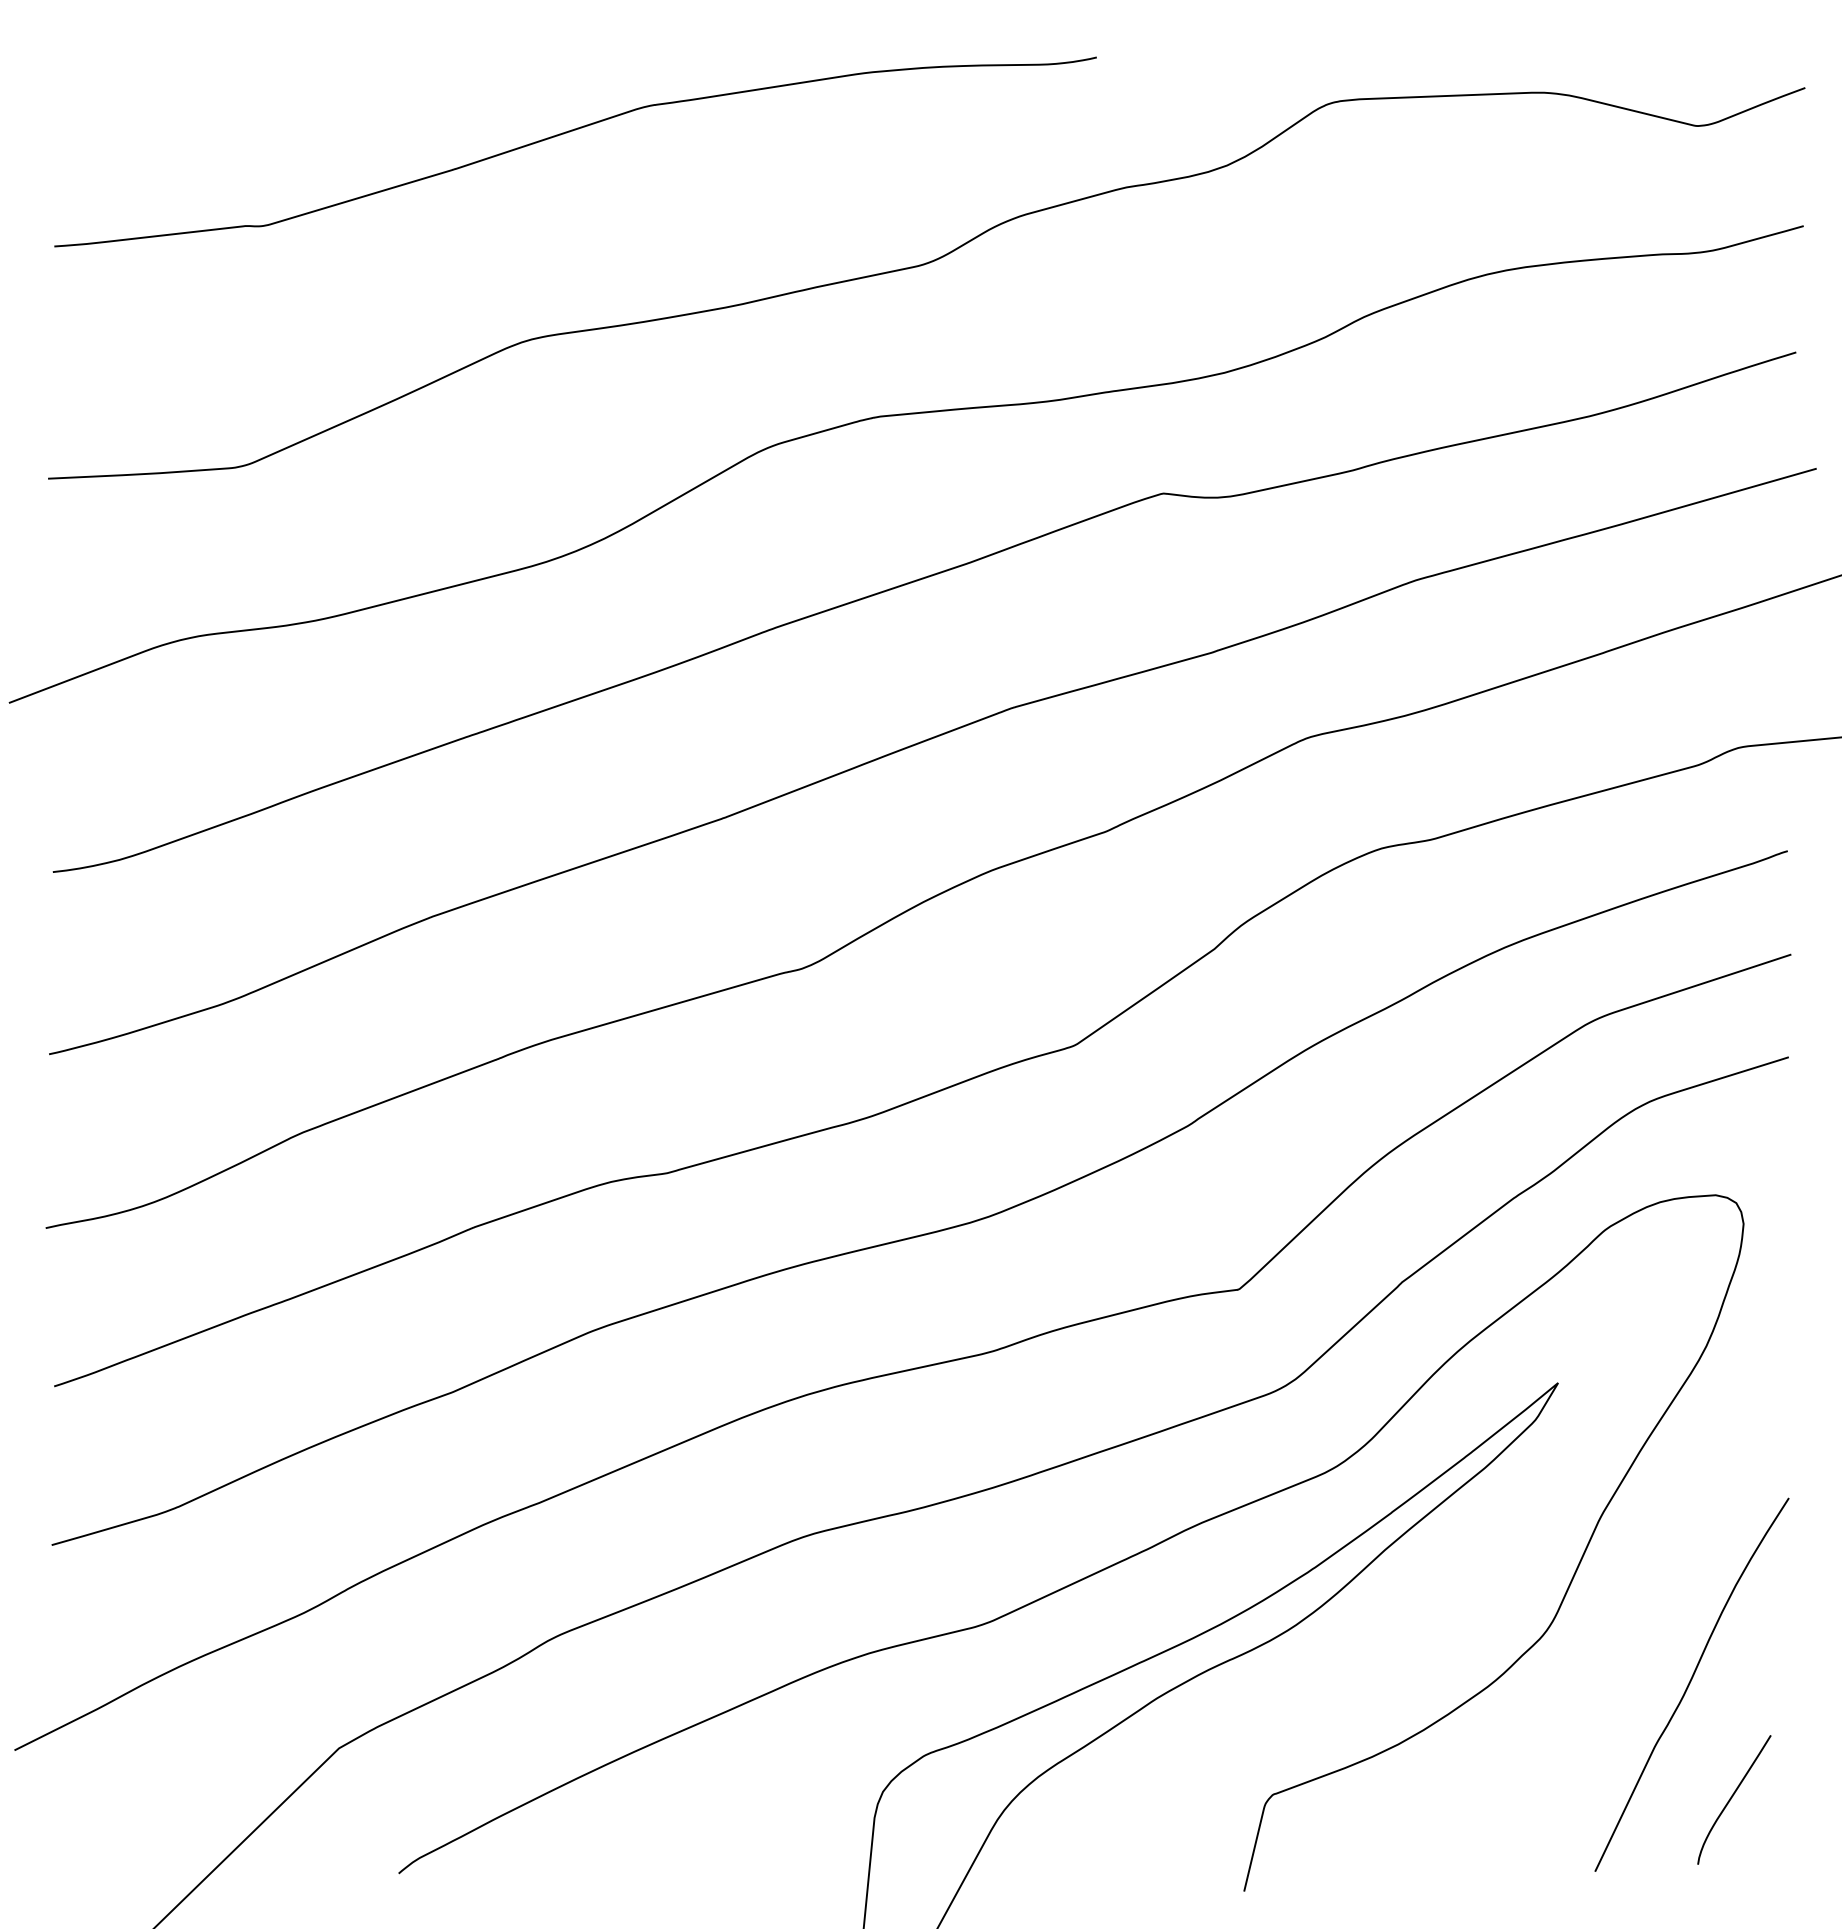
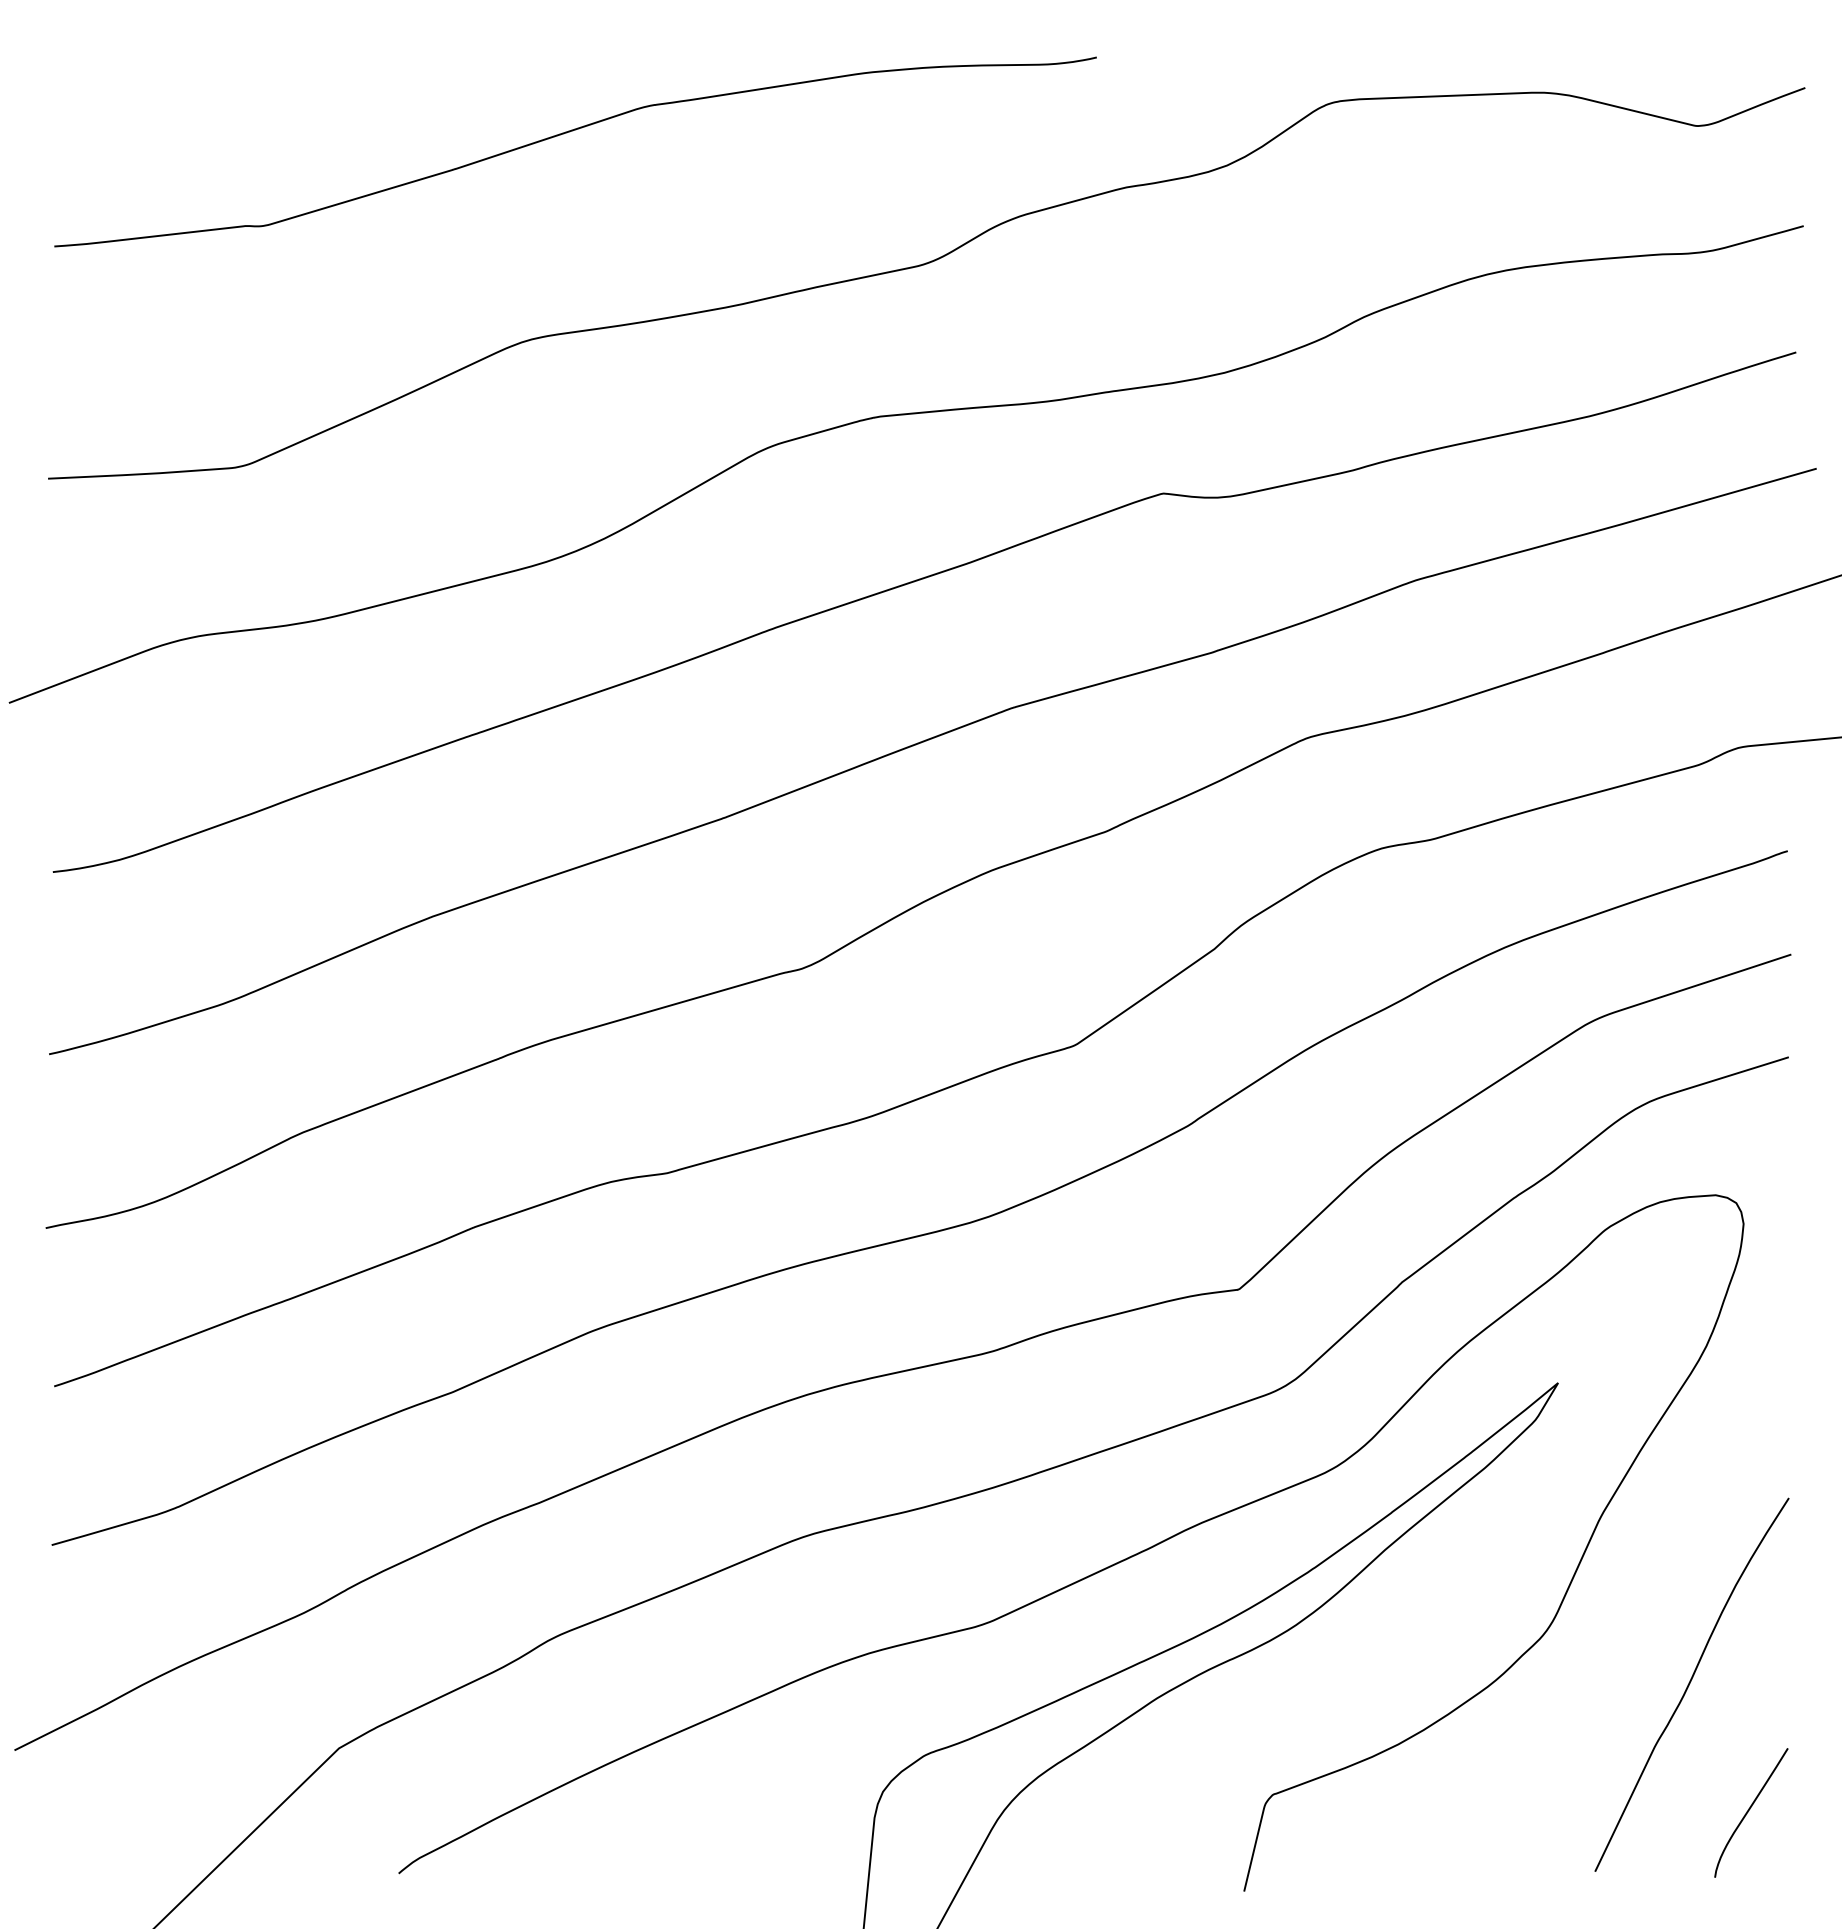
curve position: (1732, 1797) -> (1749, 1810) (1749, 1810)
